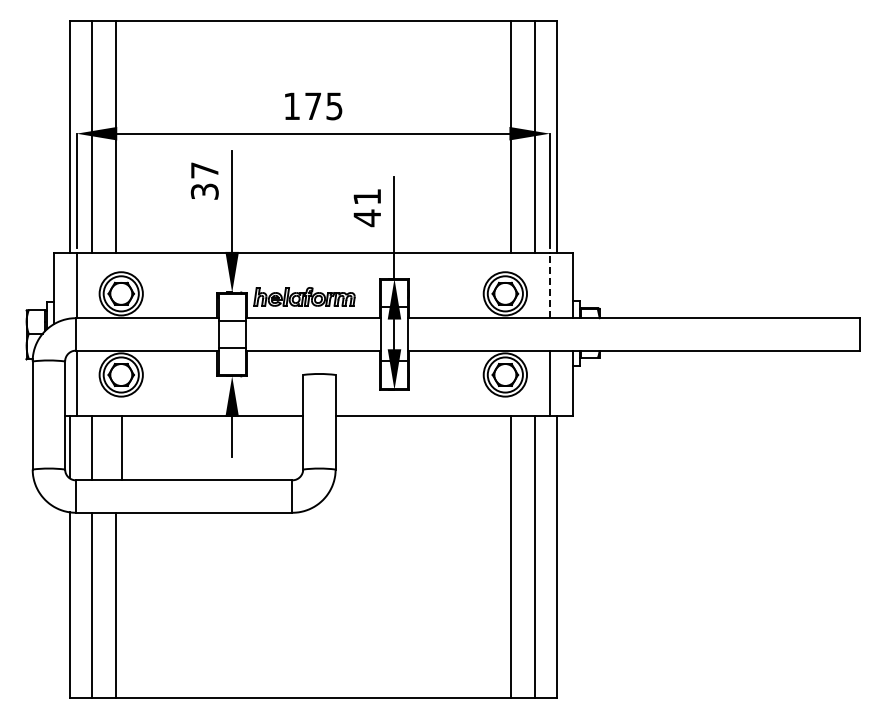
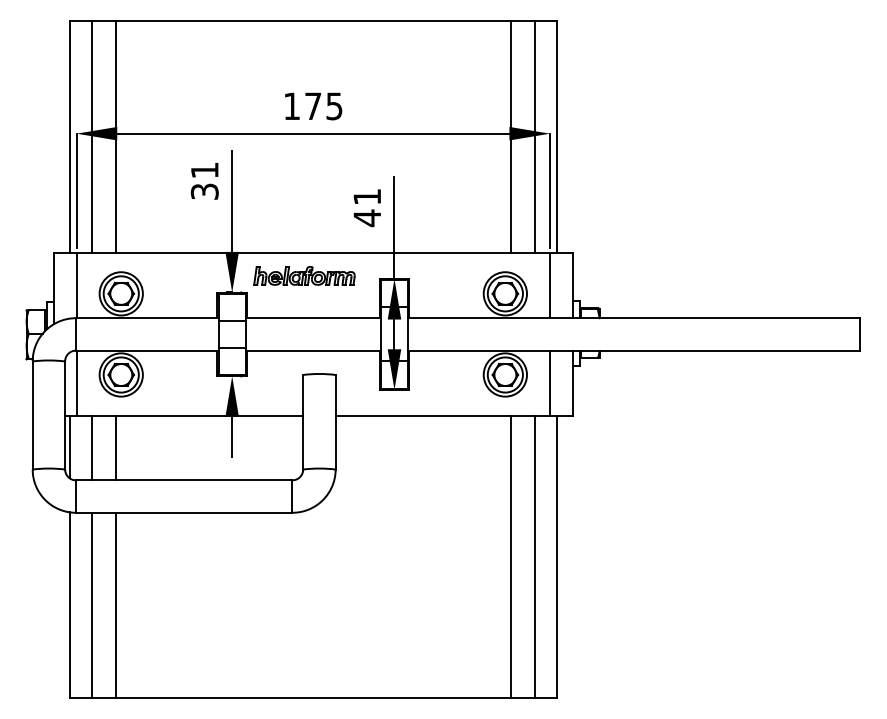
text: 37 -> 31 (204, 170)
line: dashed -> solid (550, 285)
part position: (304, 296) -> (304, 275) (304, 275)
line position: (121, 447) -> (115, 447) (115, 447)
